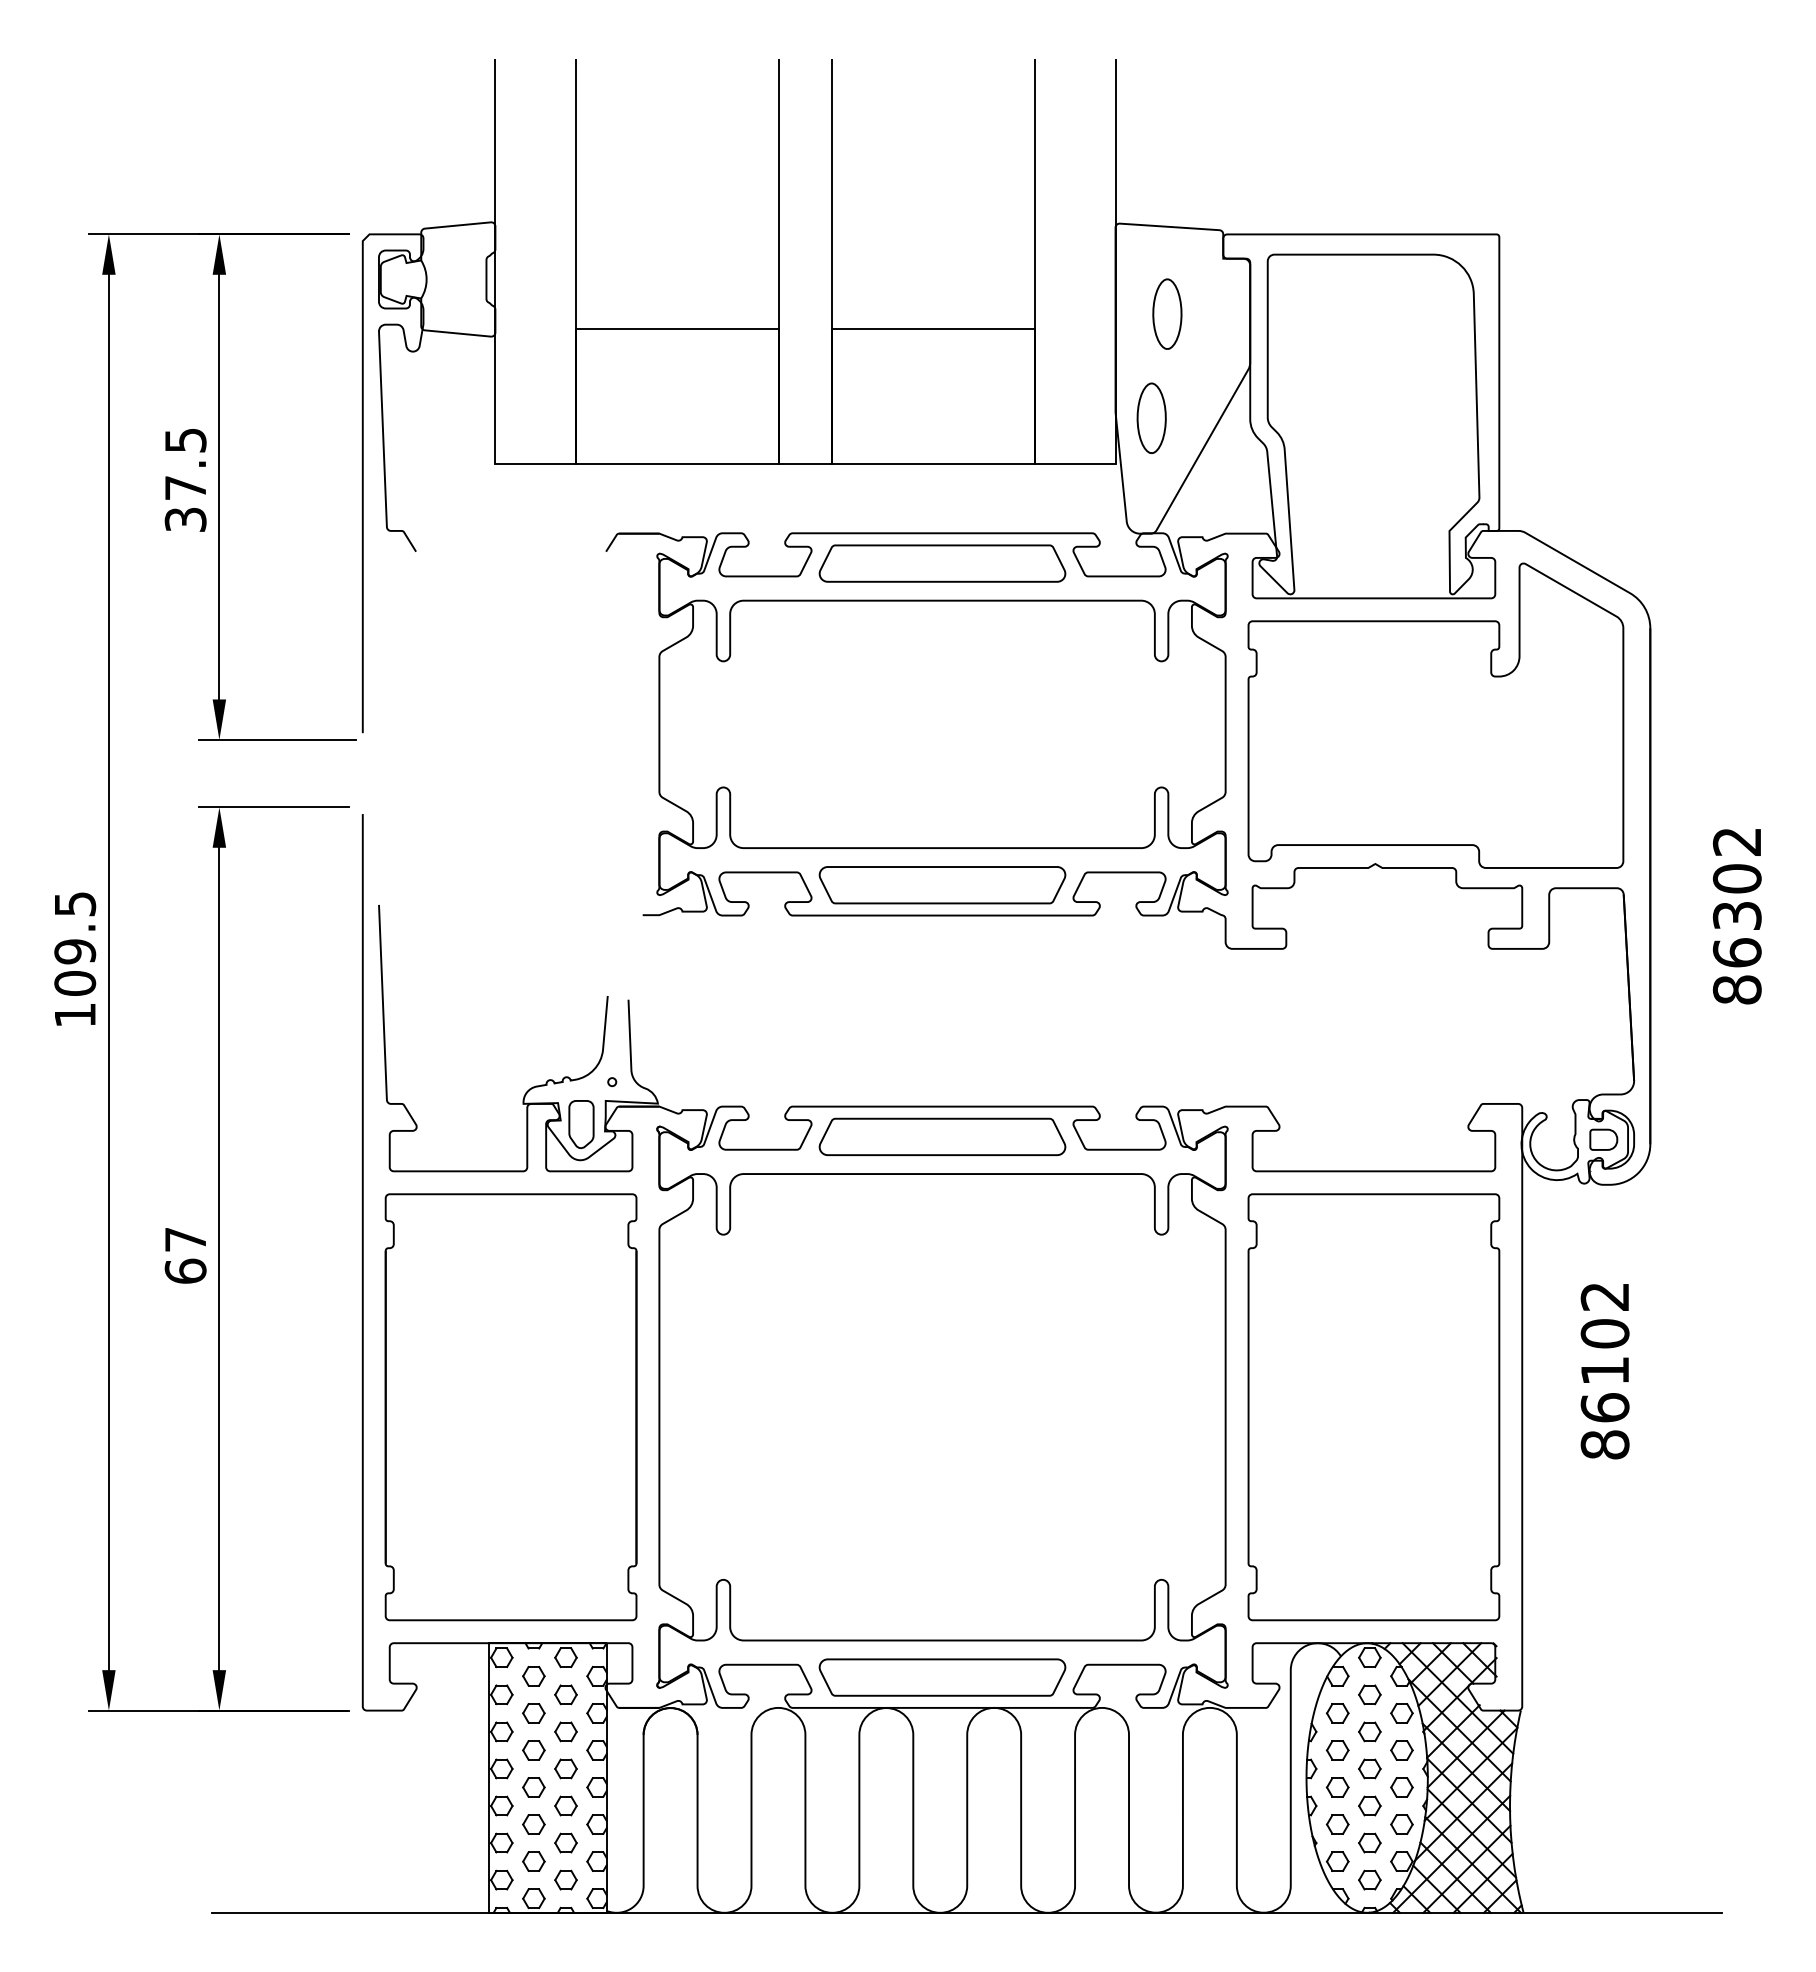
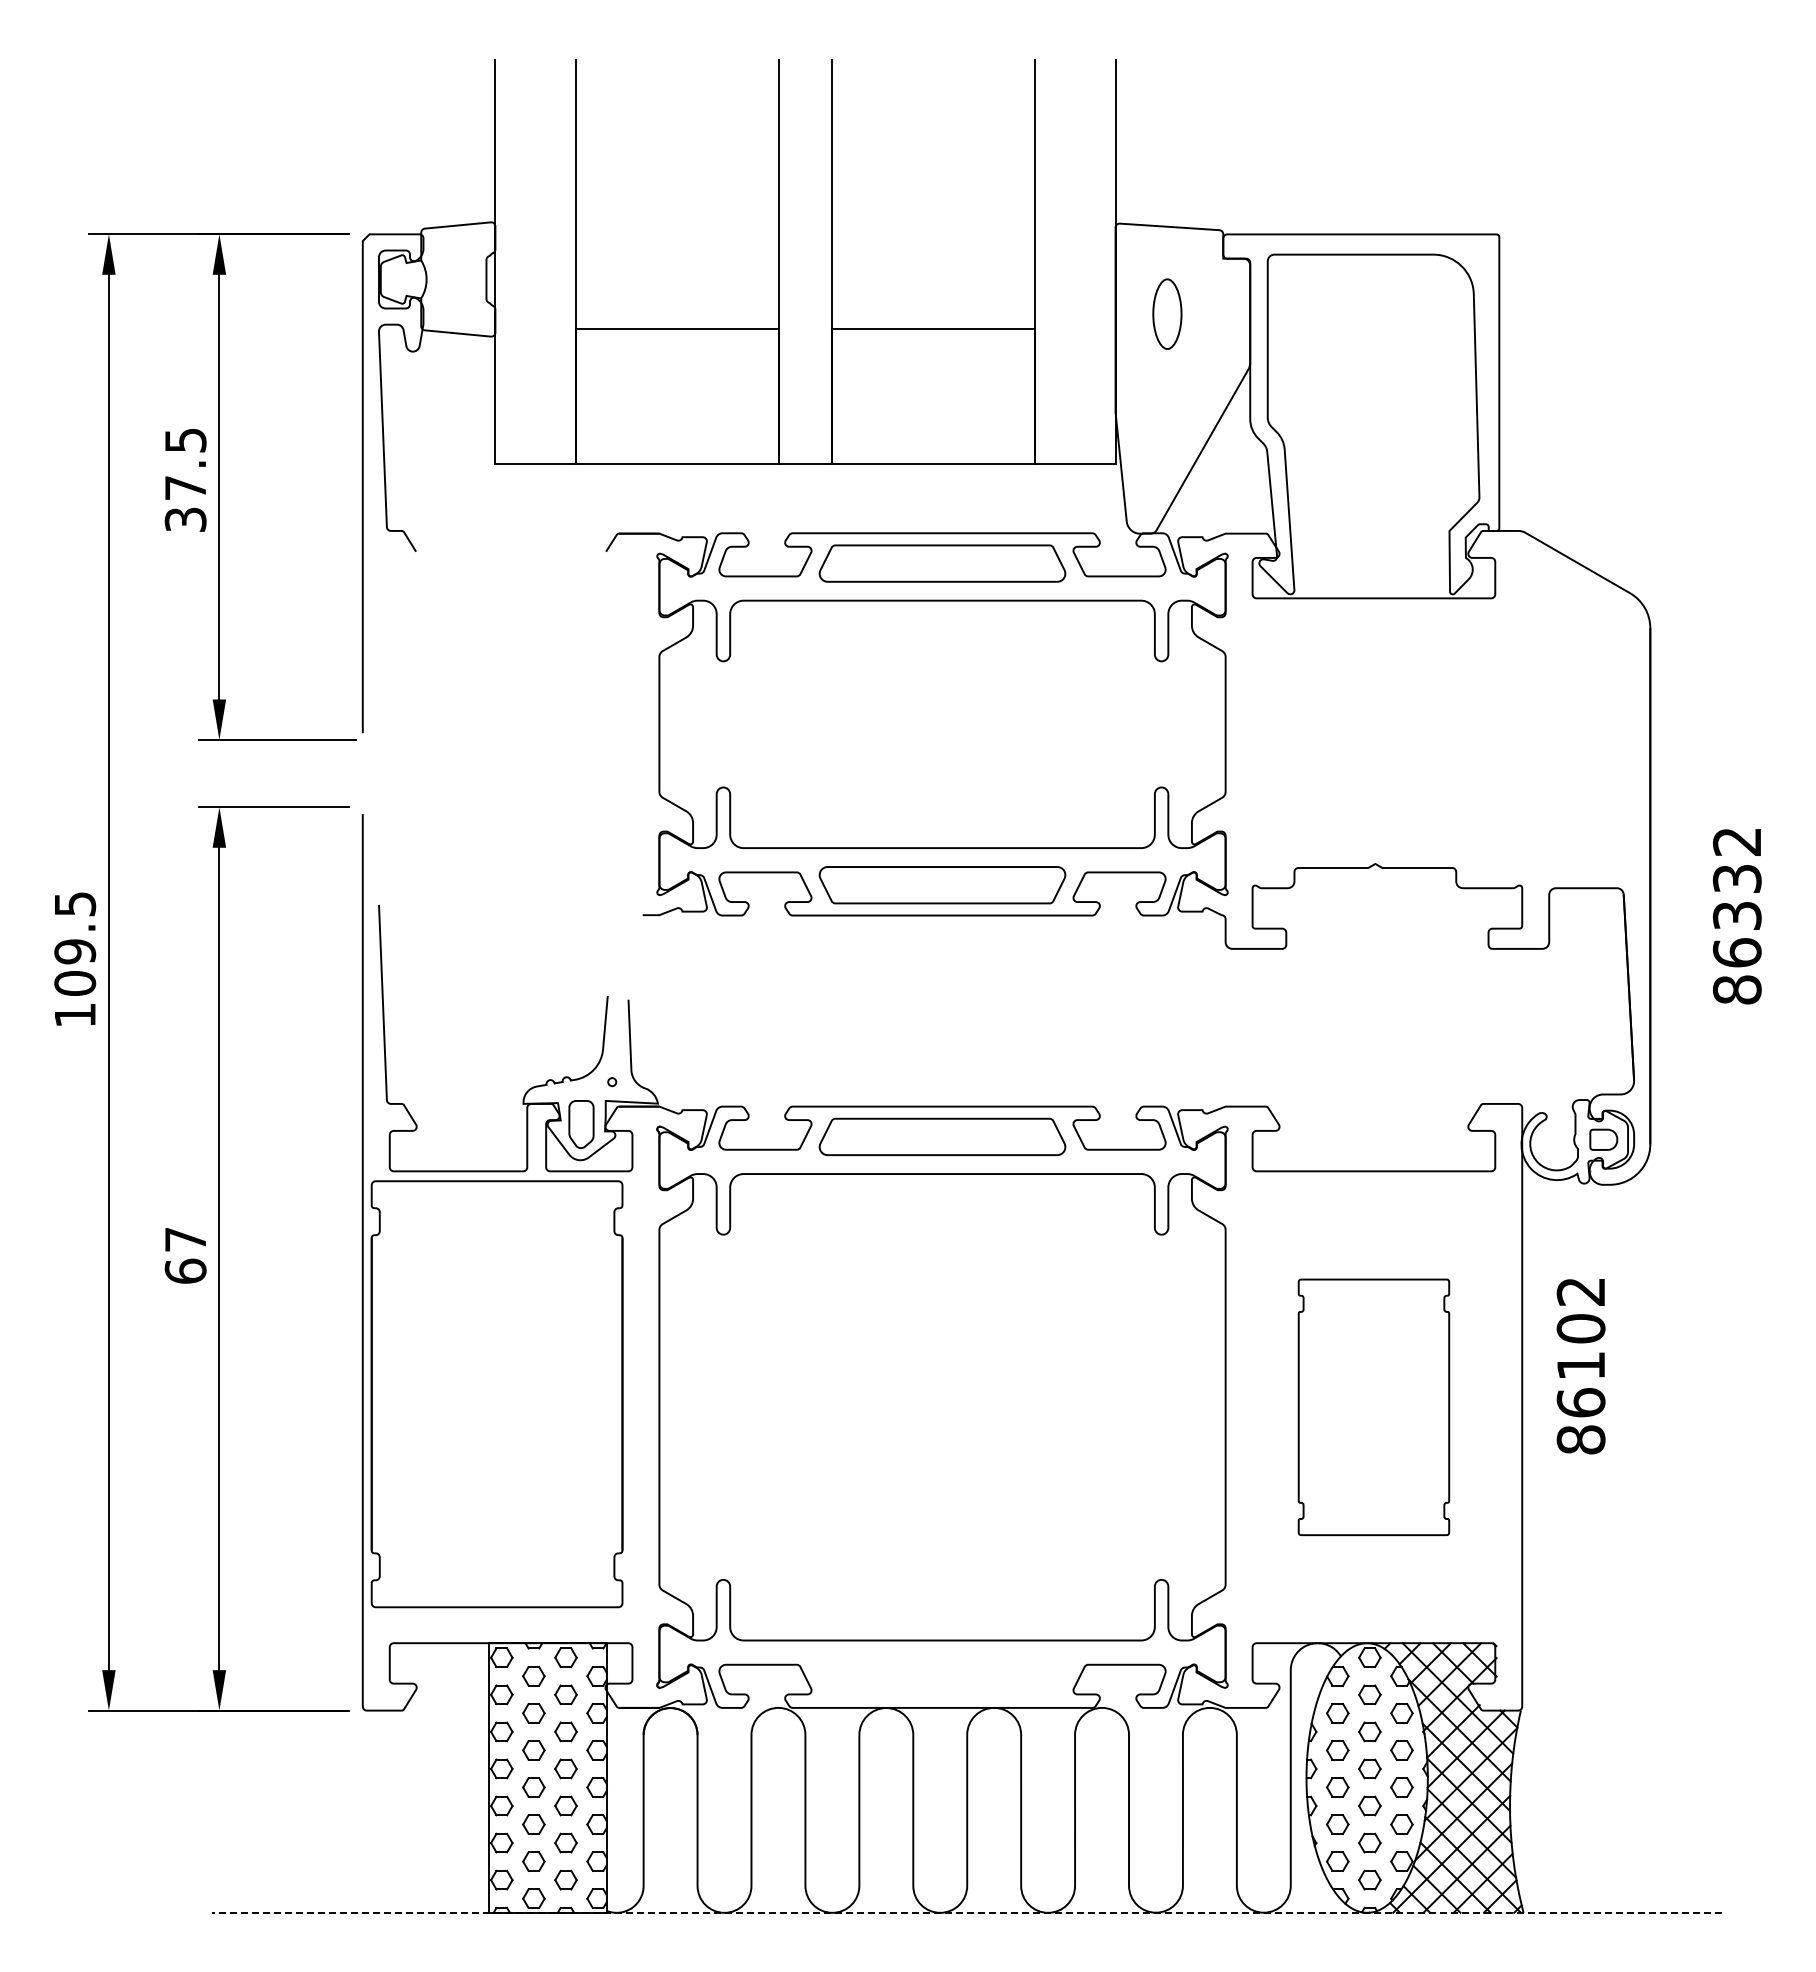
part: present -> none (1151, 417)
part: present -> none (1435, 715)
text: 86302 -> 86332 (1737, 878)
text position: (1604, 1371) -> (1580, 1366) (1580, 1366)
part position: (510, 1407) -> (496, 1394) (496, 1394)
part size: 254x429 px -> 154x259 px (1373, 1407)
part: present -> none (942, 1677)
line: solid -> dashed (967, 1912)
